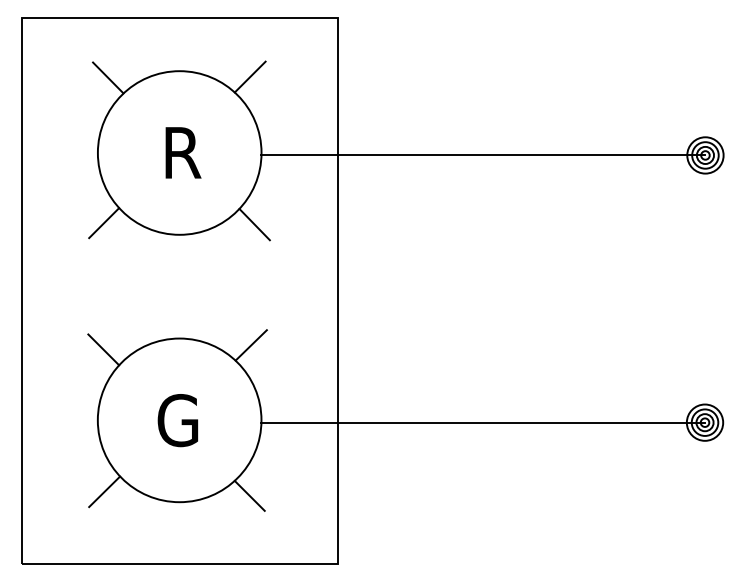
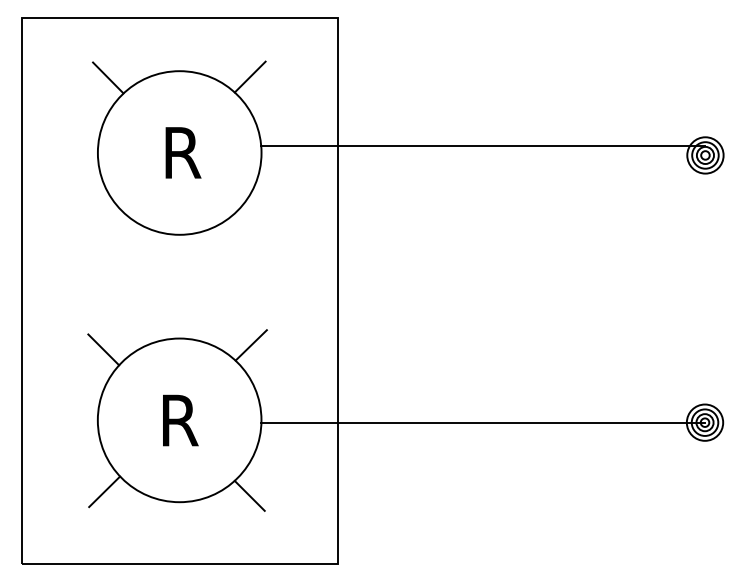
line position: (483, 155) -> (483, 146) (483, 146)
line: present -> none (104, 223)
line: present -> none (254, 224)
text: G -> R (177, 420)
